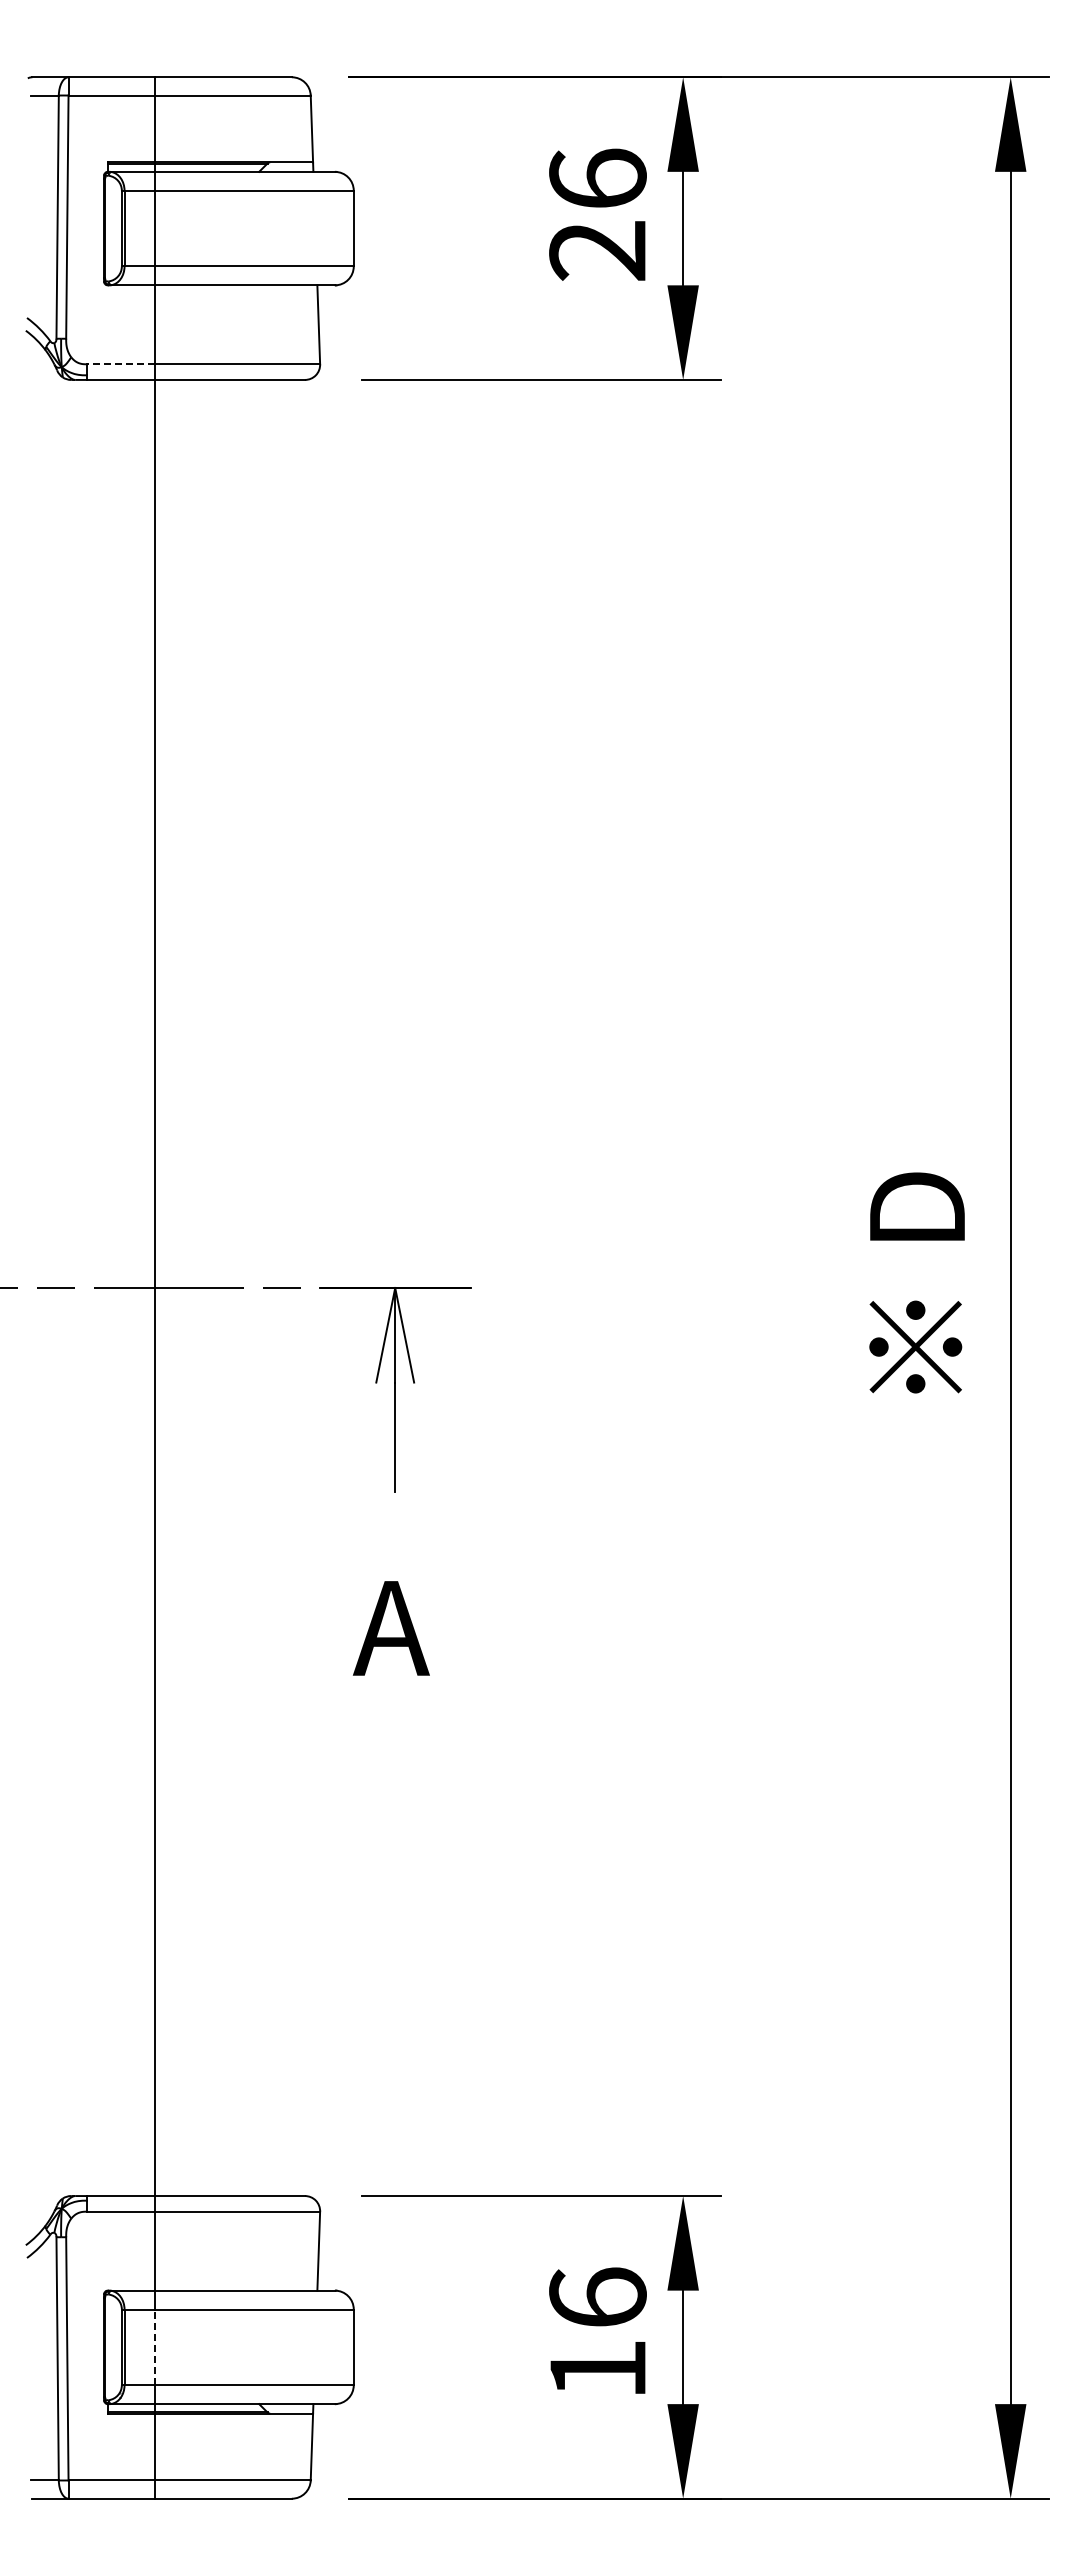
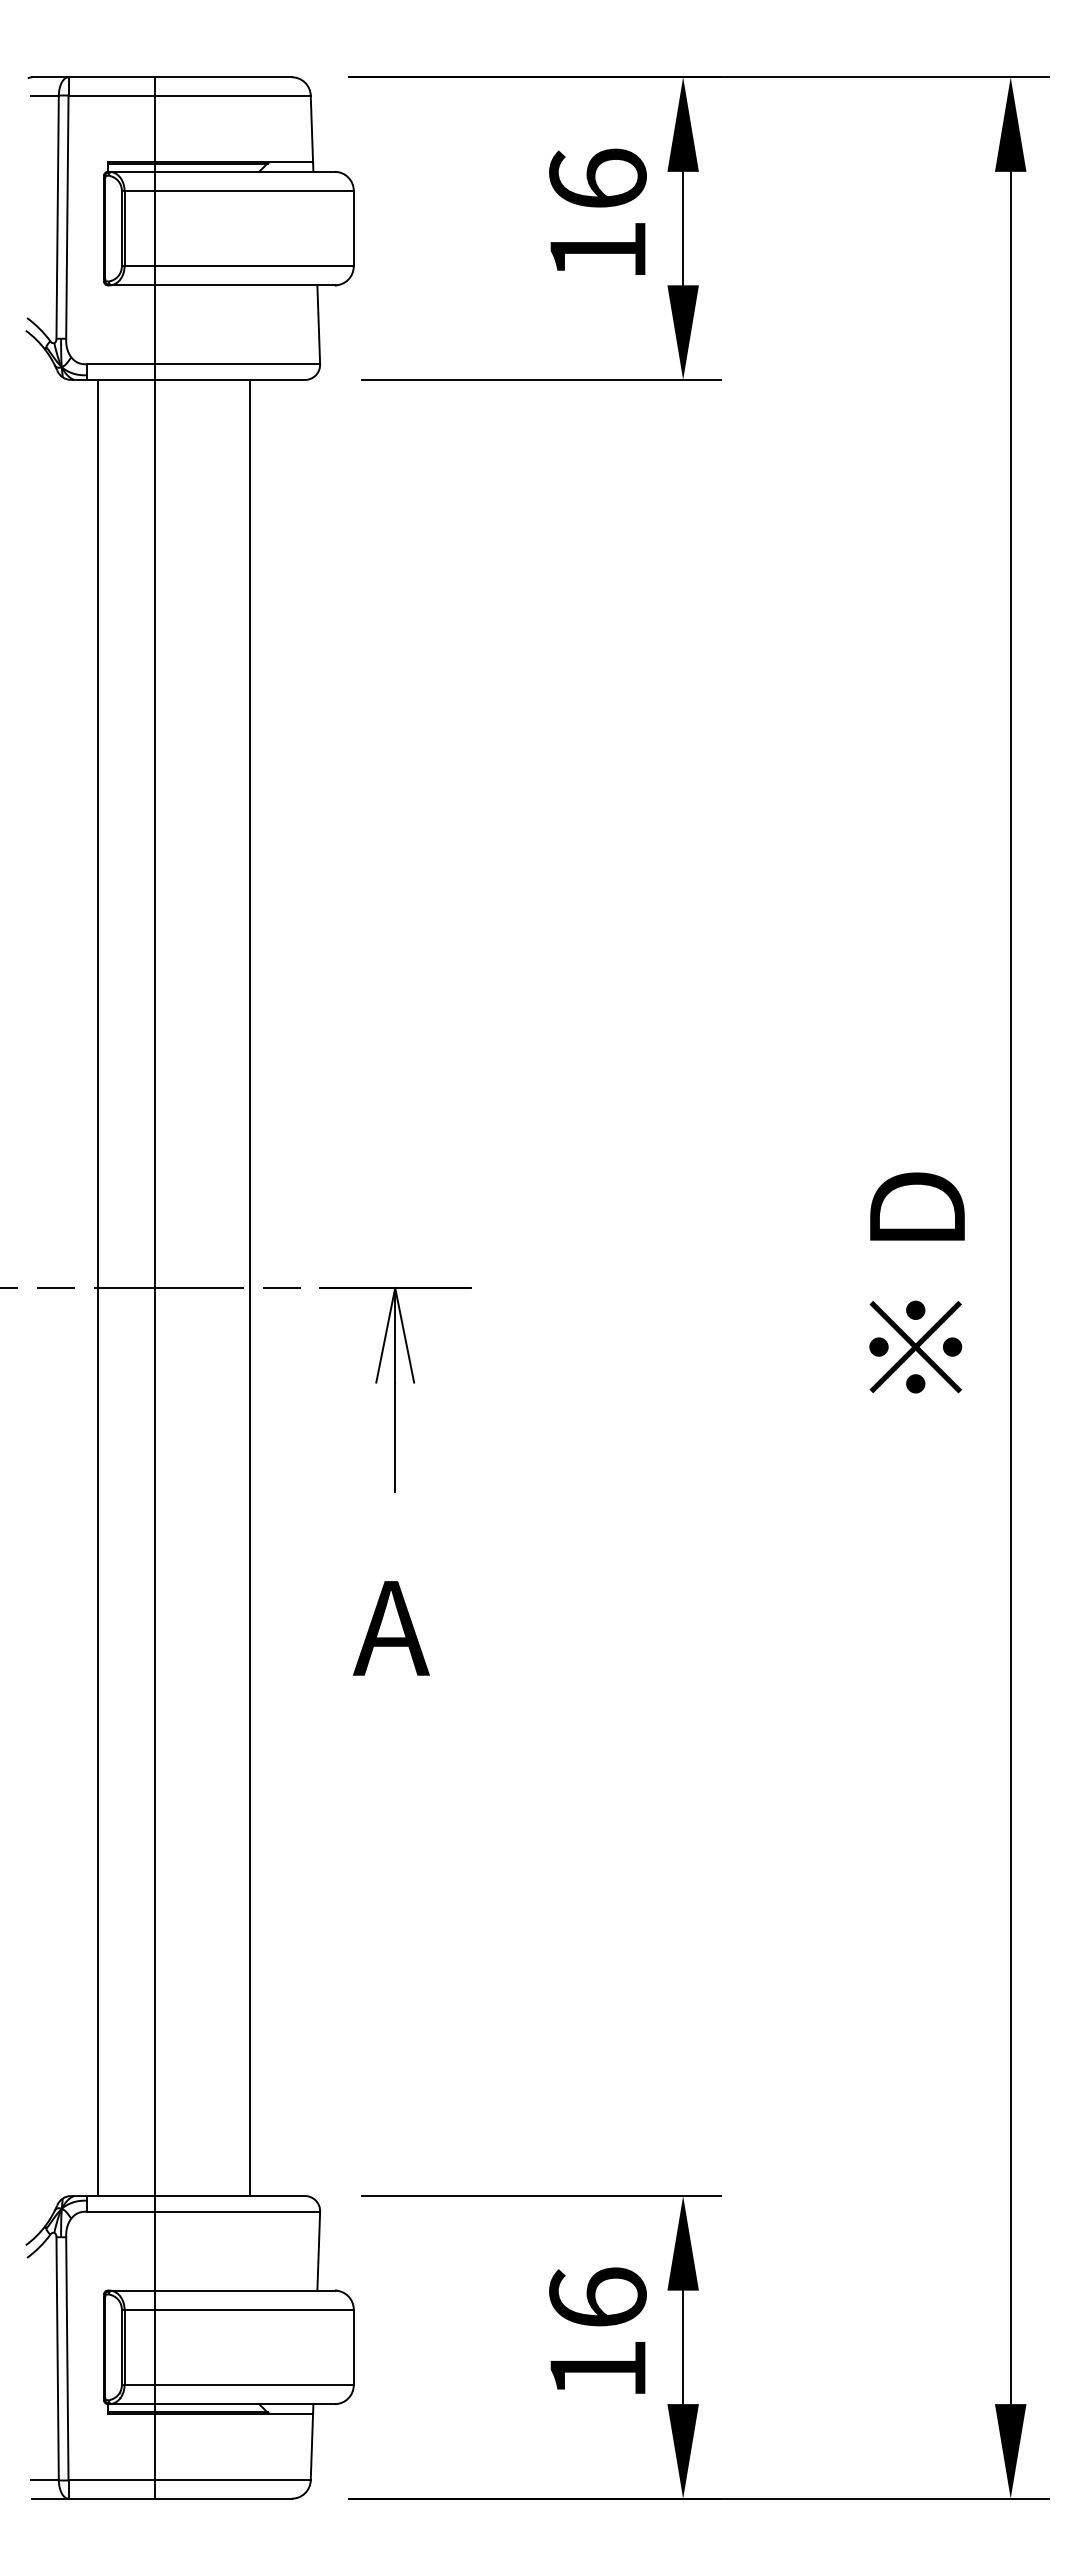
text: 26 -> 16 (597, 250)
line: dashed -> solid (120, 364)
line: none -> present (98, 1287)
line: none -> present (249, 1287)
line: dashed -> solid (155, 2347)
